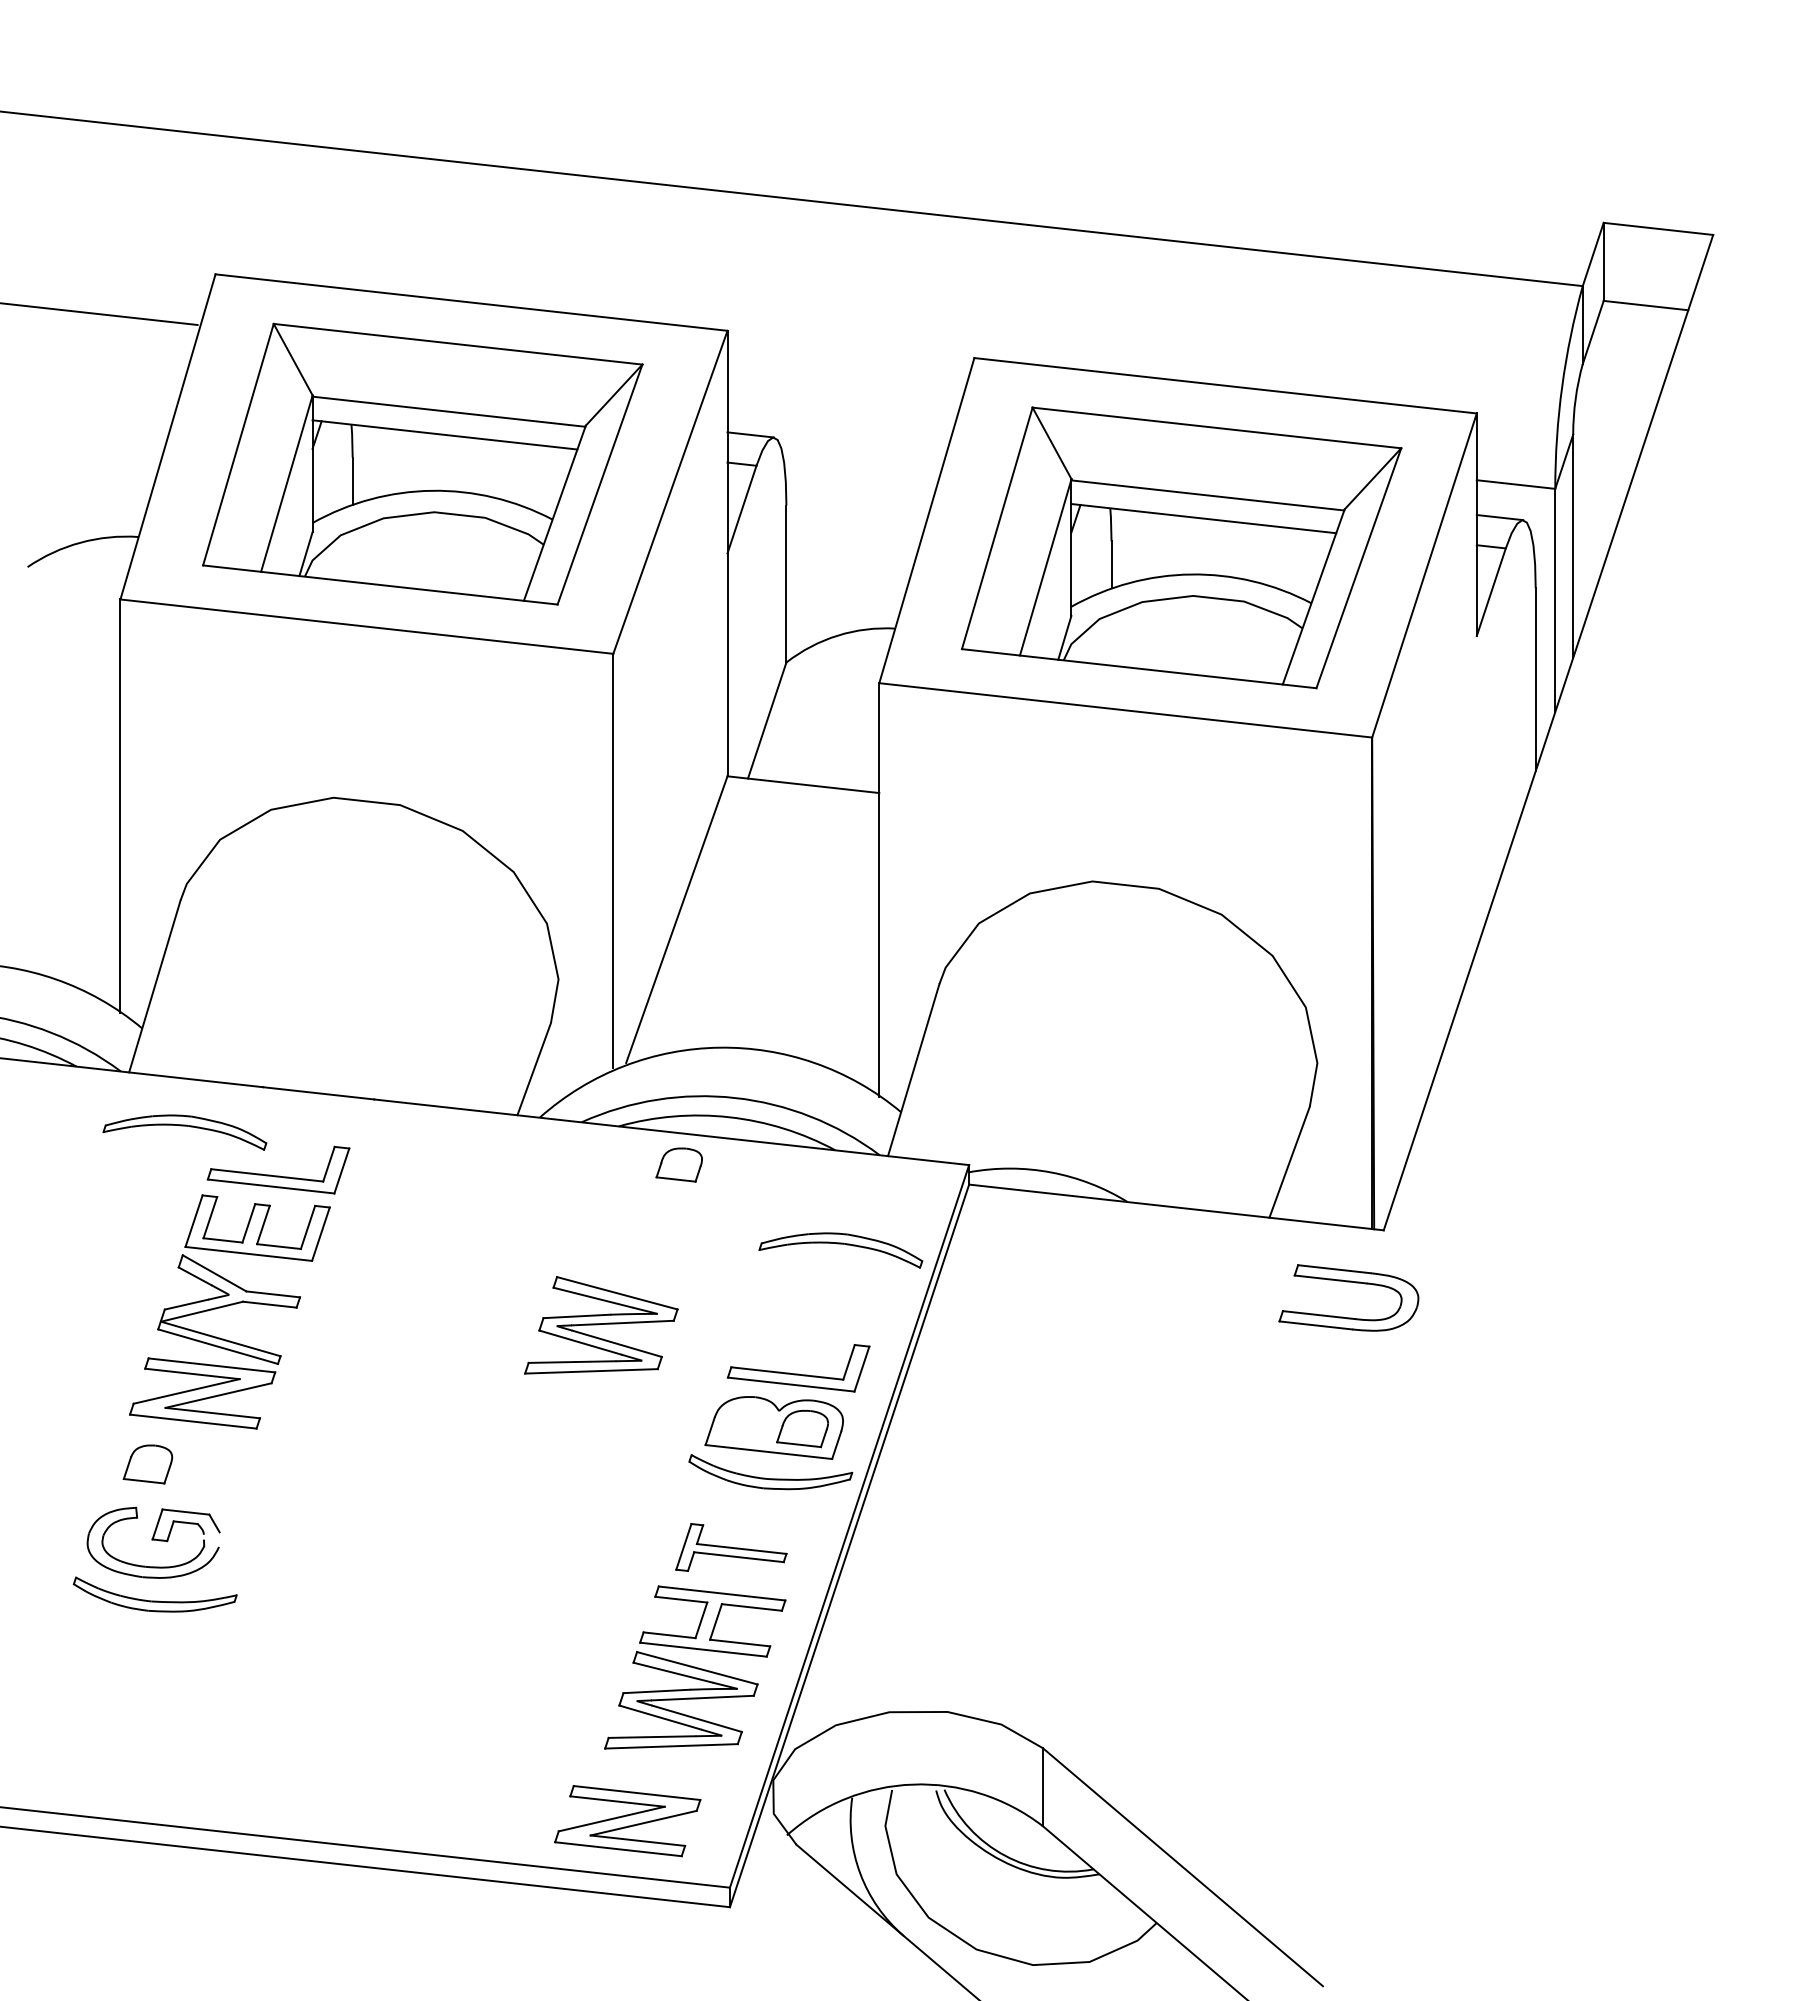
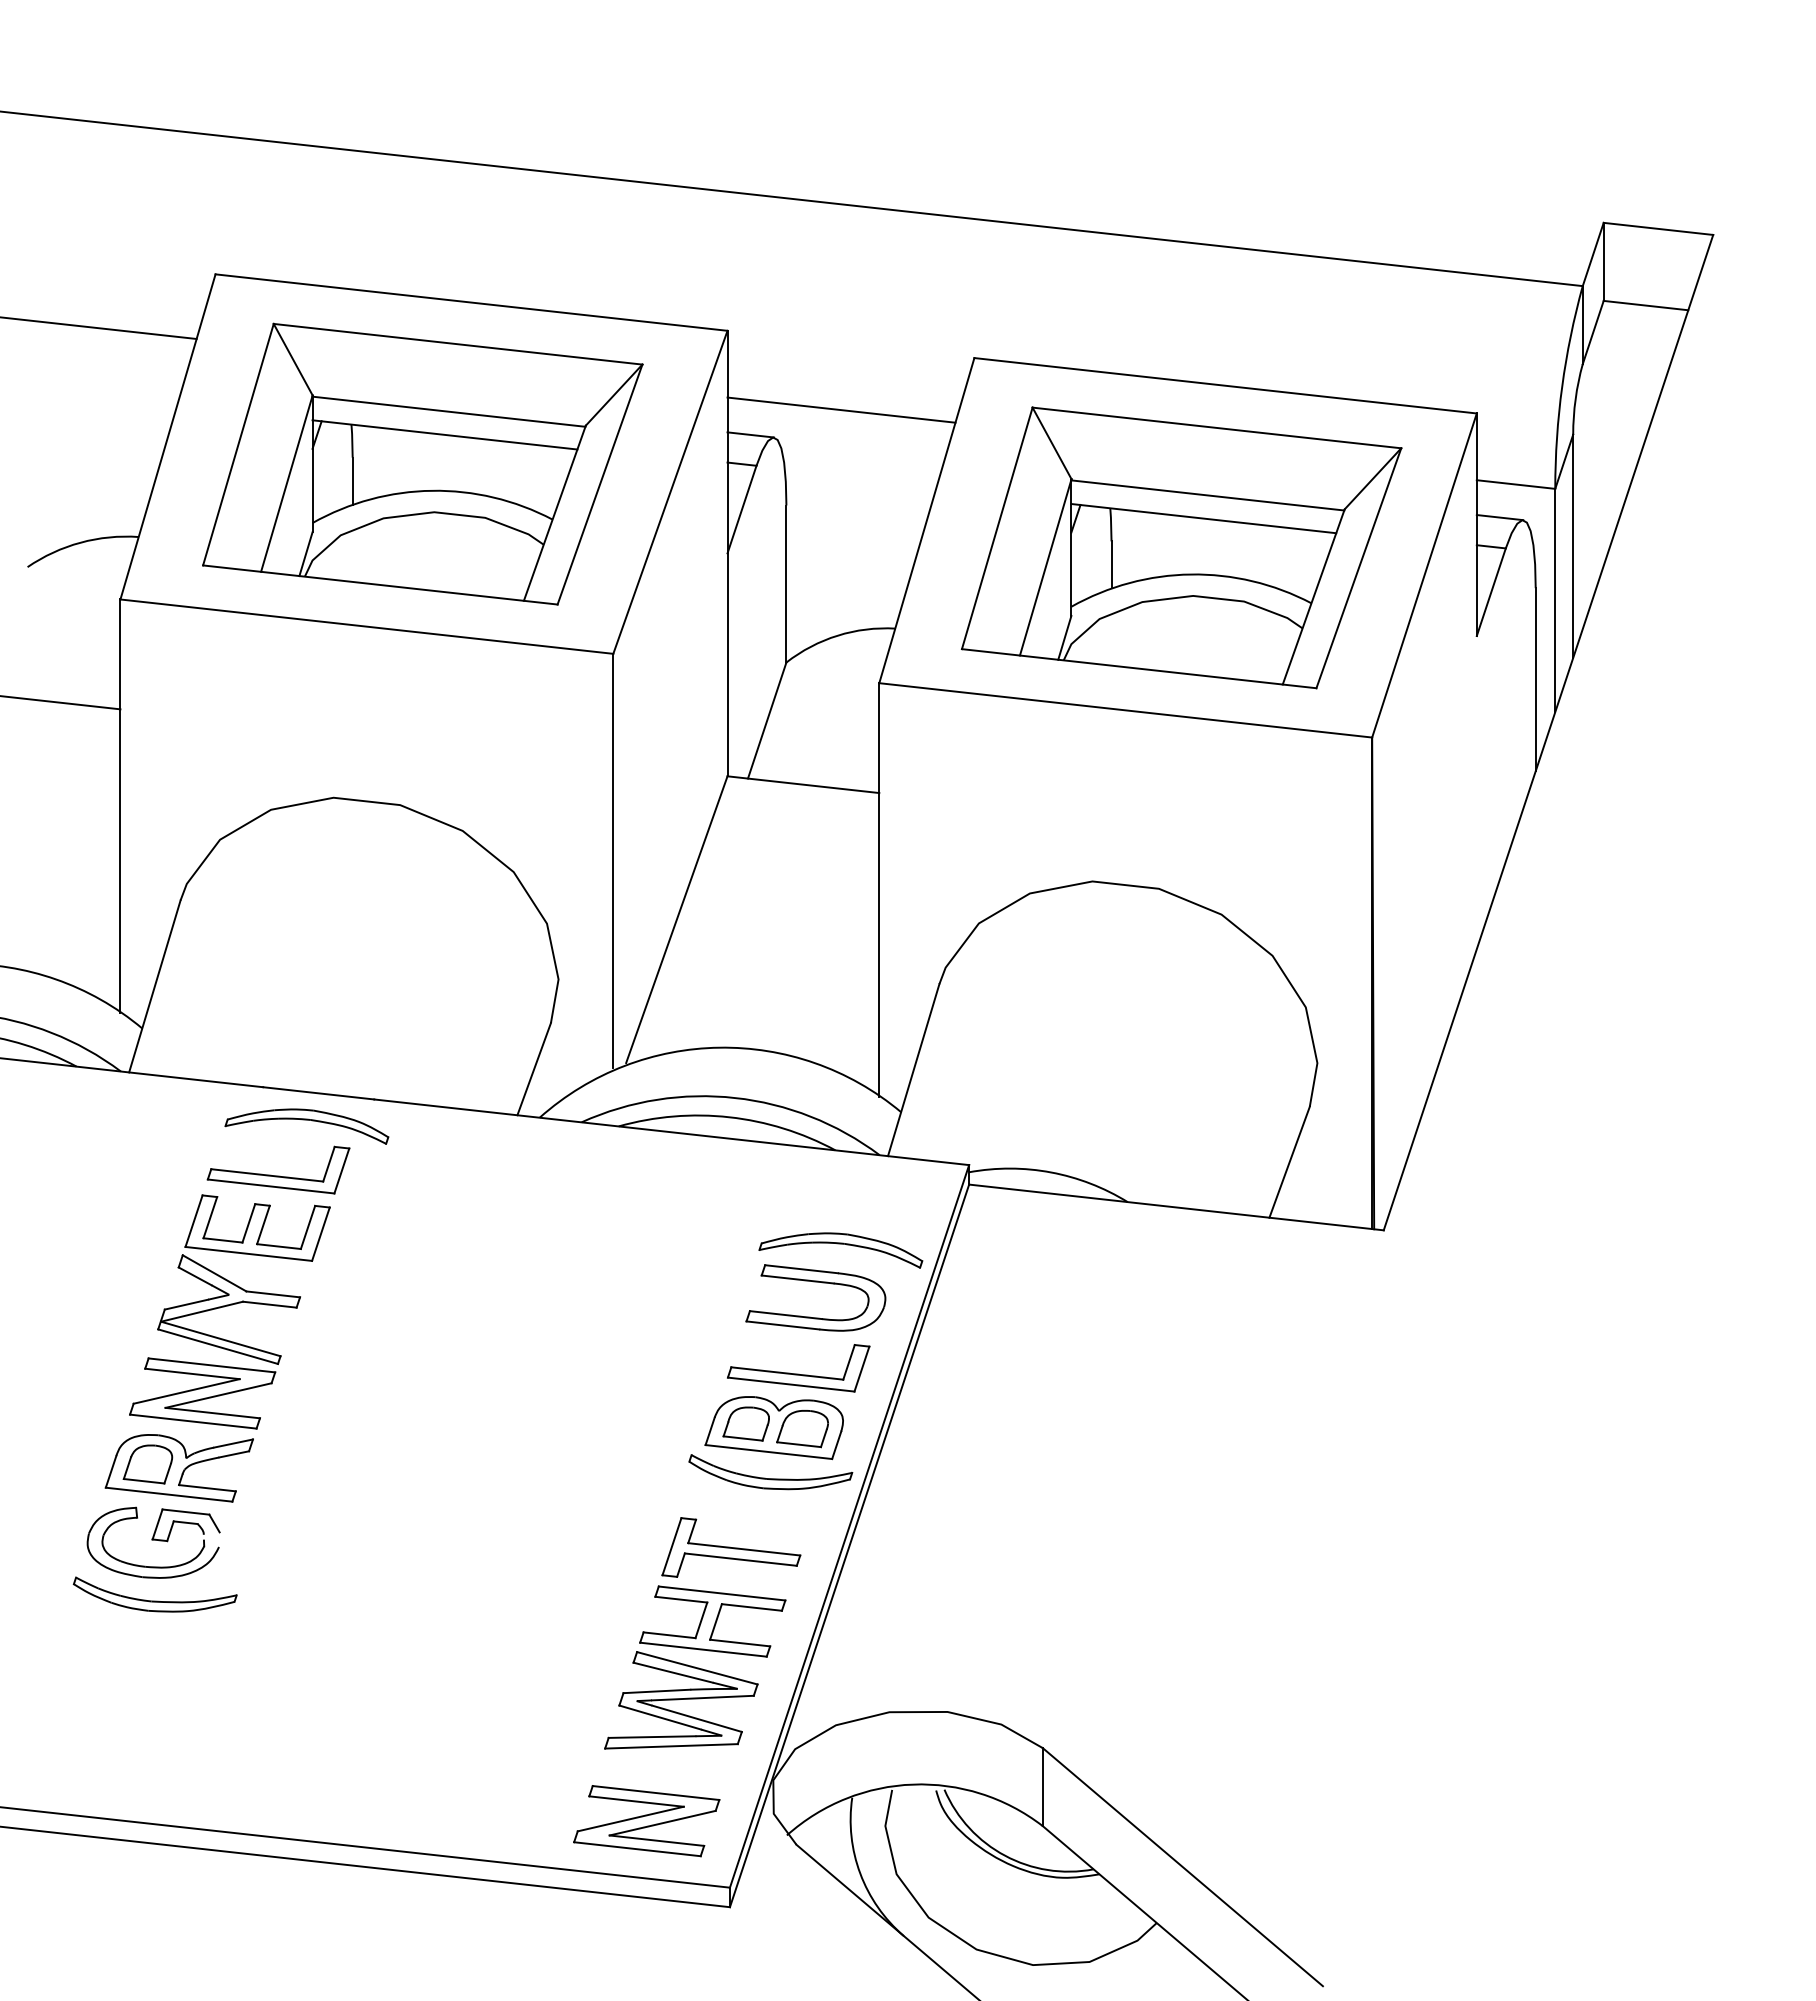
line position: (99, 314) -> (99, 328) (99, 328)
line: none -> present (841, 409)
line: none -> present (61, 702)
part position: (184, 1132) -> (306, 1126) (306, 1126)
part position: (678, 1164) -> (745, 1423) (745, 1423)
part position: (1348, 1282) -> (815, 1282) (815, 1282)
part: present -> none (601, 1325)
part: none -> present (178, 1468)
part size: 113x49 px -> 141x61 px (731, 1547)
part position: (627, 1821) -> (646, 1821) (646, 1821)
